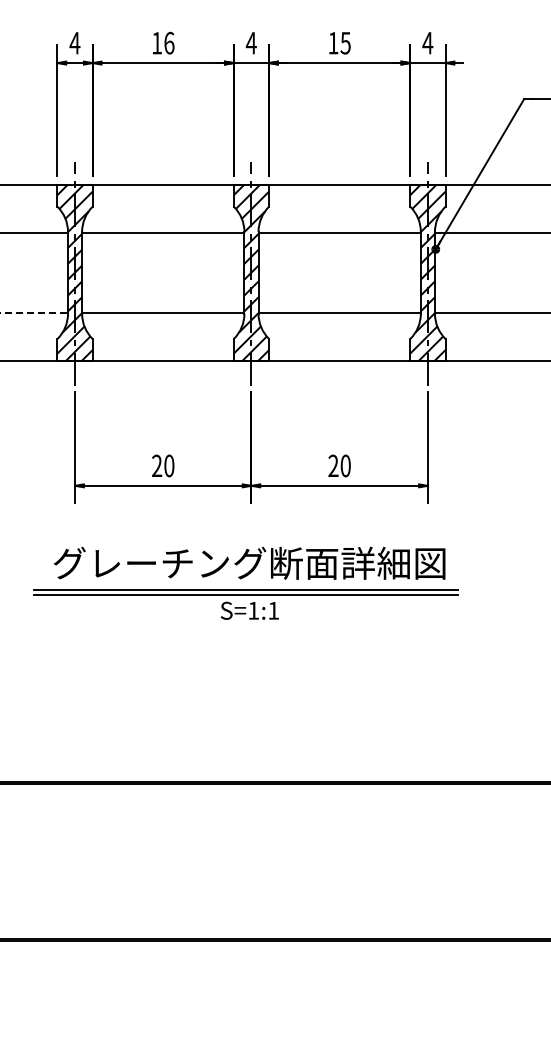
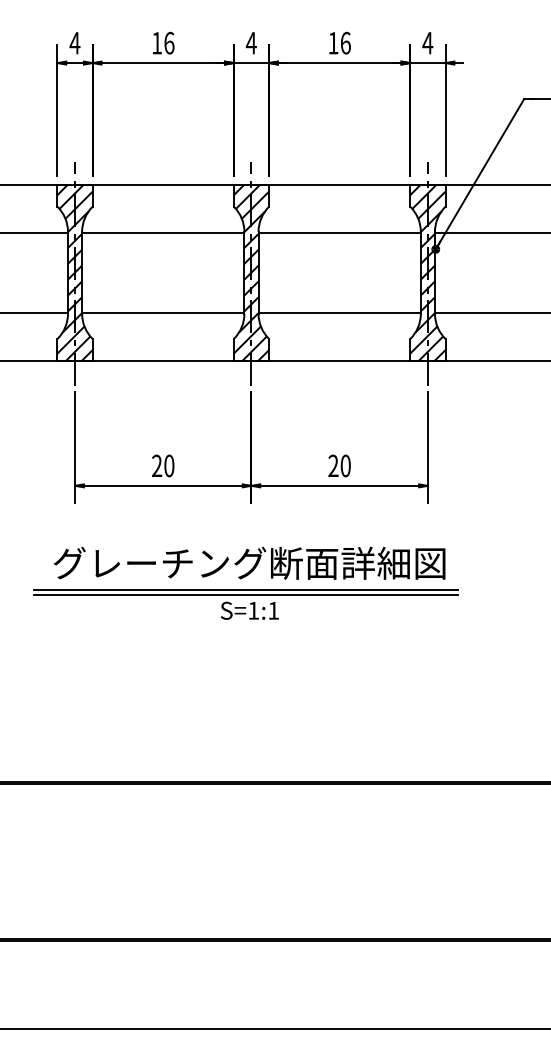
text: 15 -> 16 (345, 42)
line: dashed -> solid (34, 312)
line: none -> present (274, 1029)
